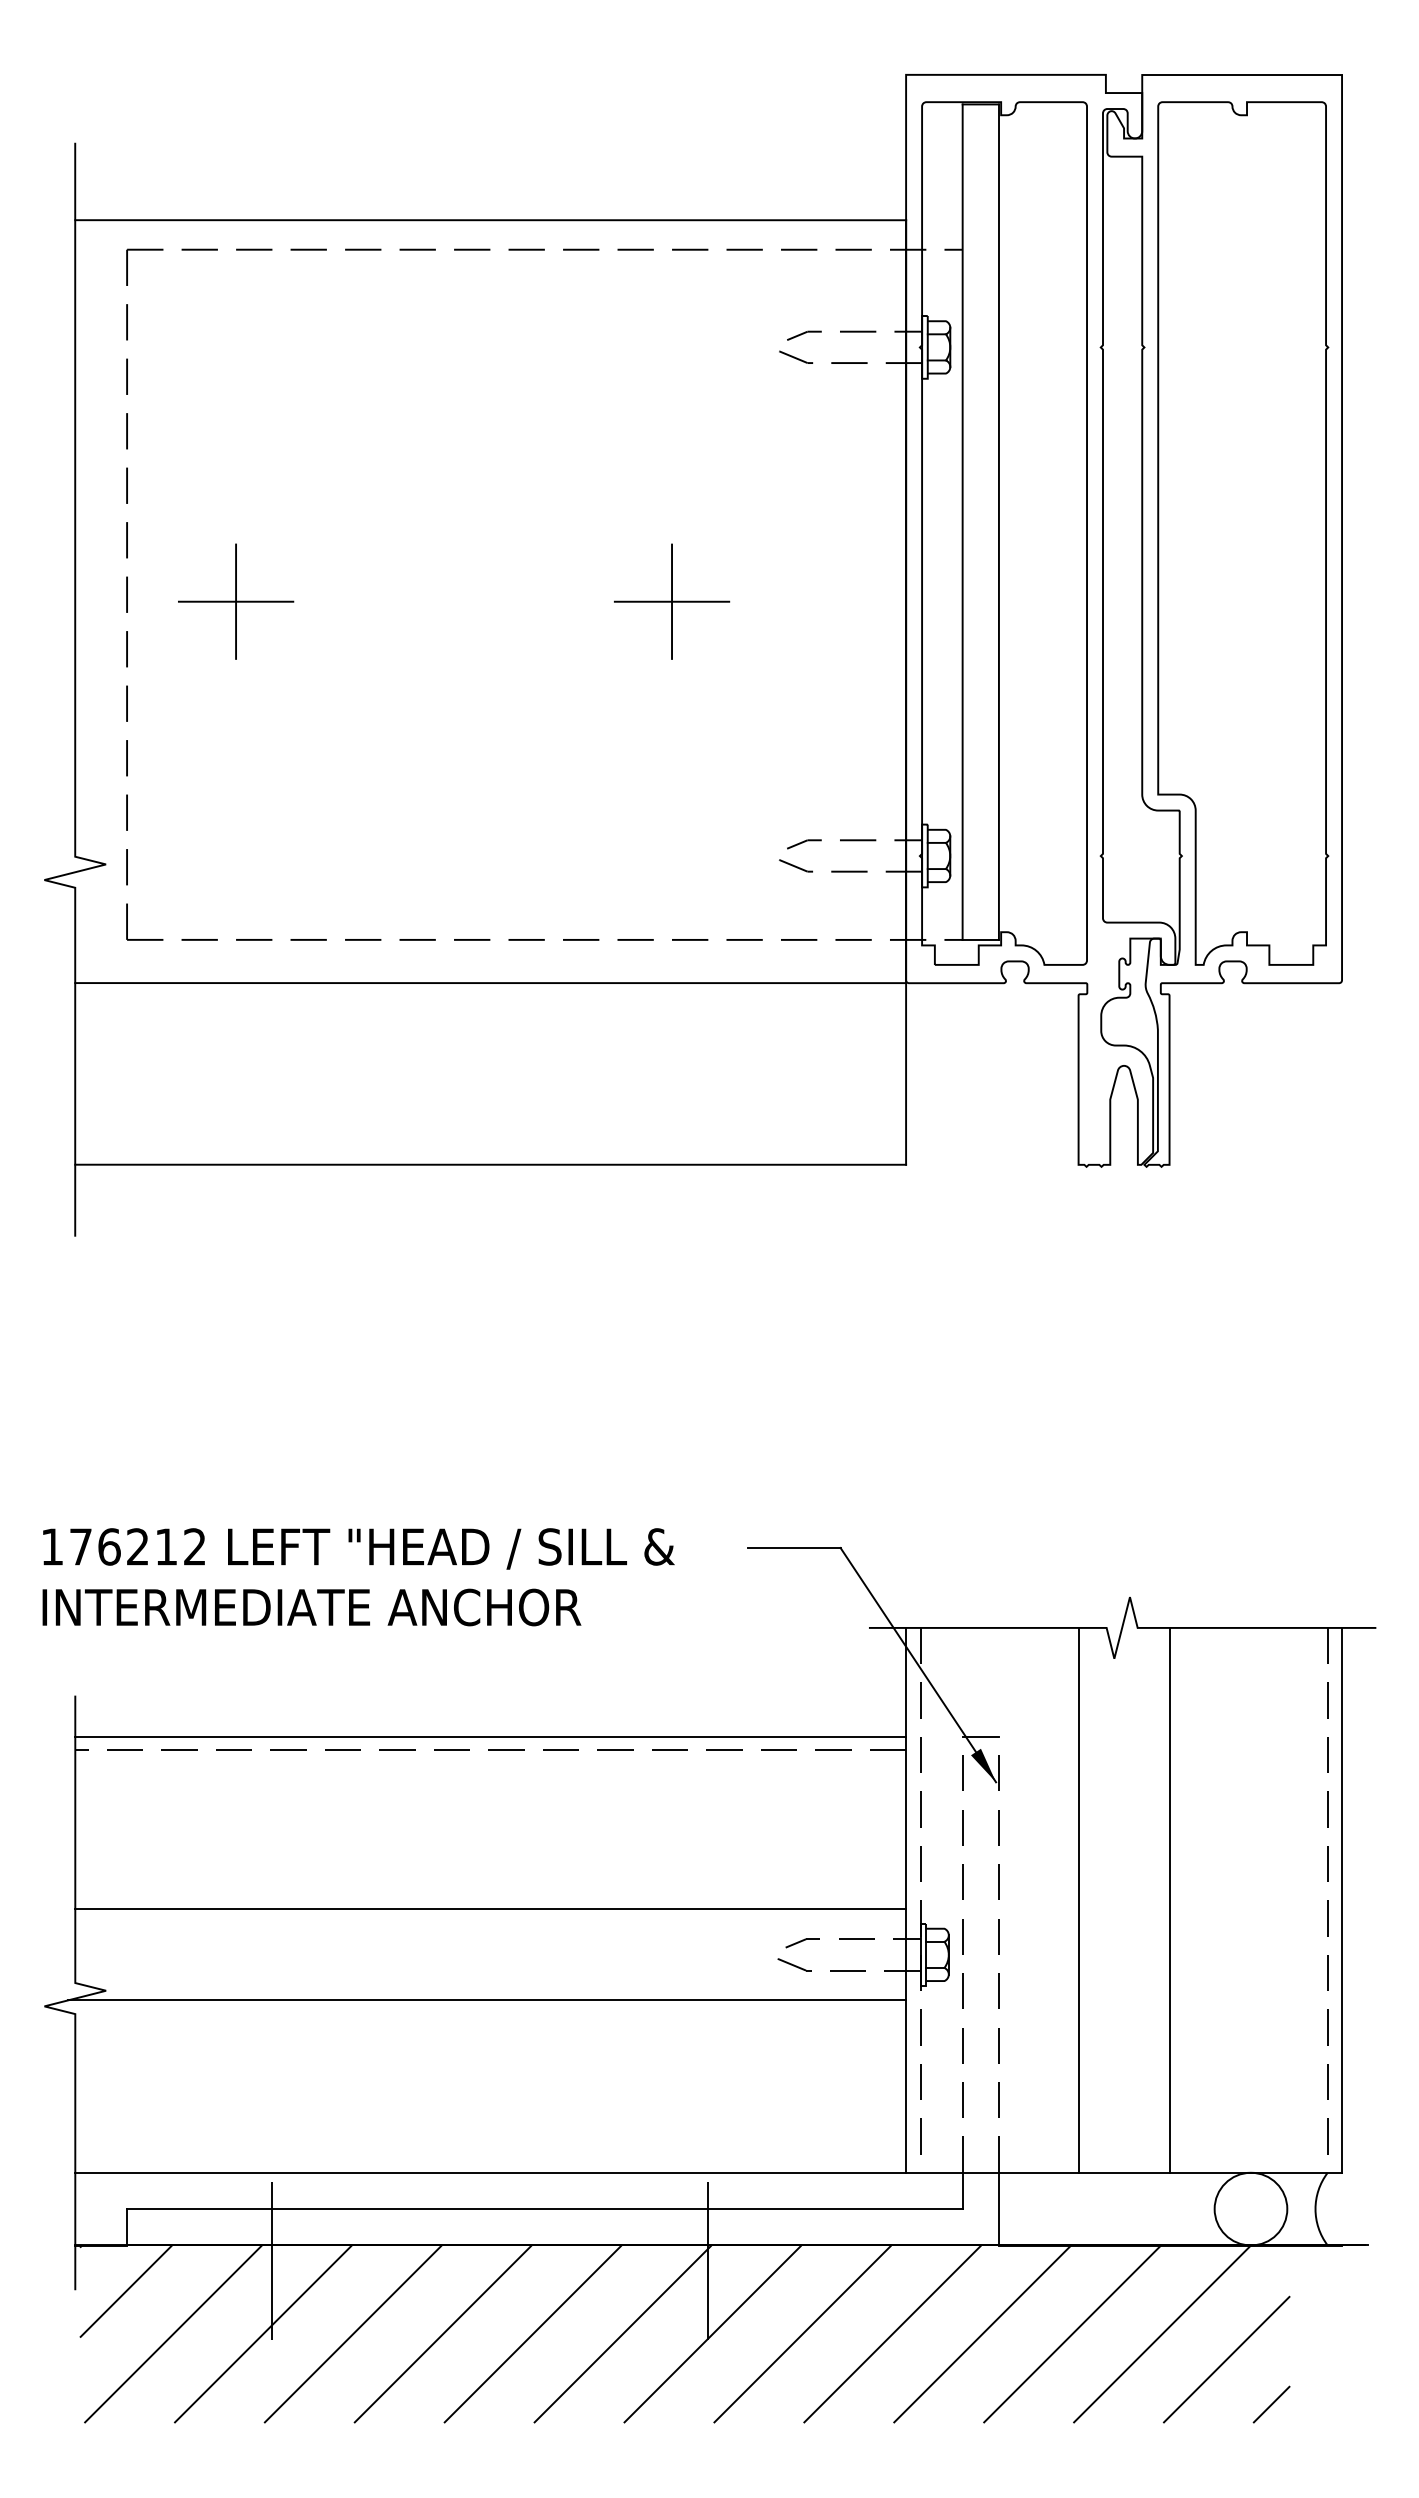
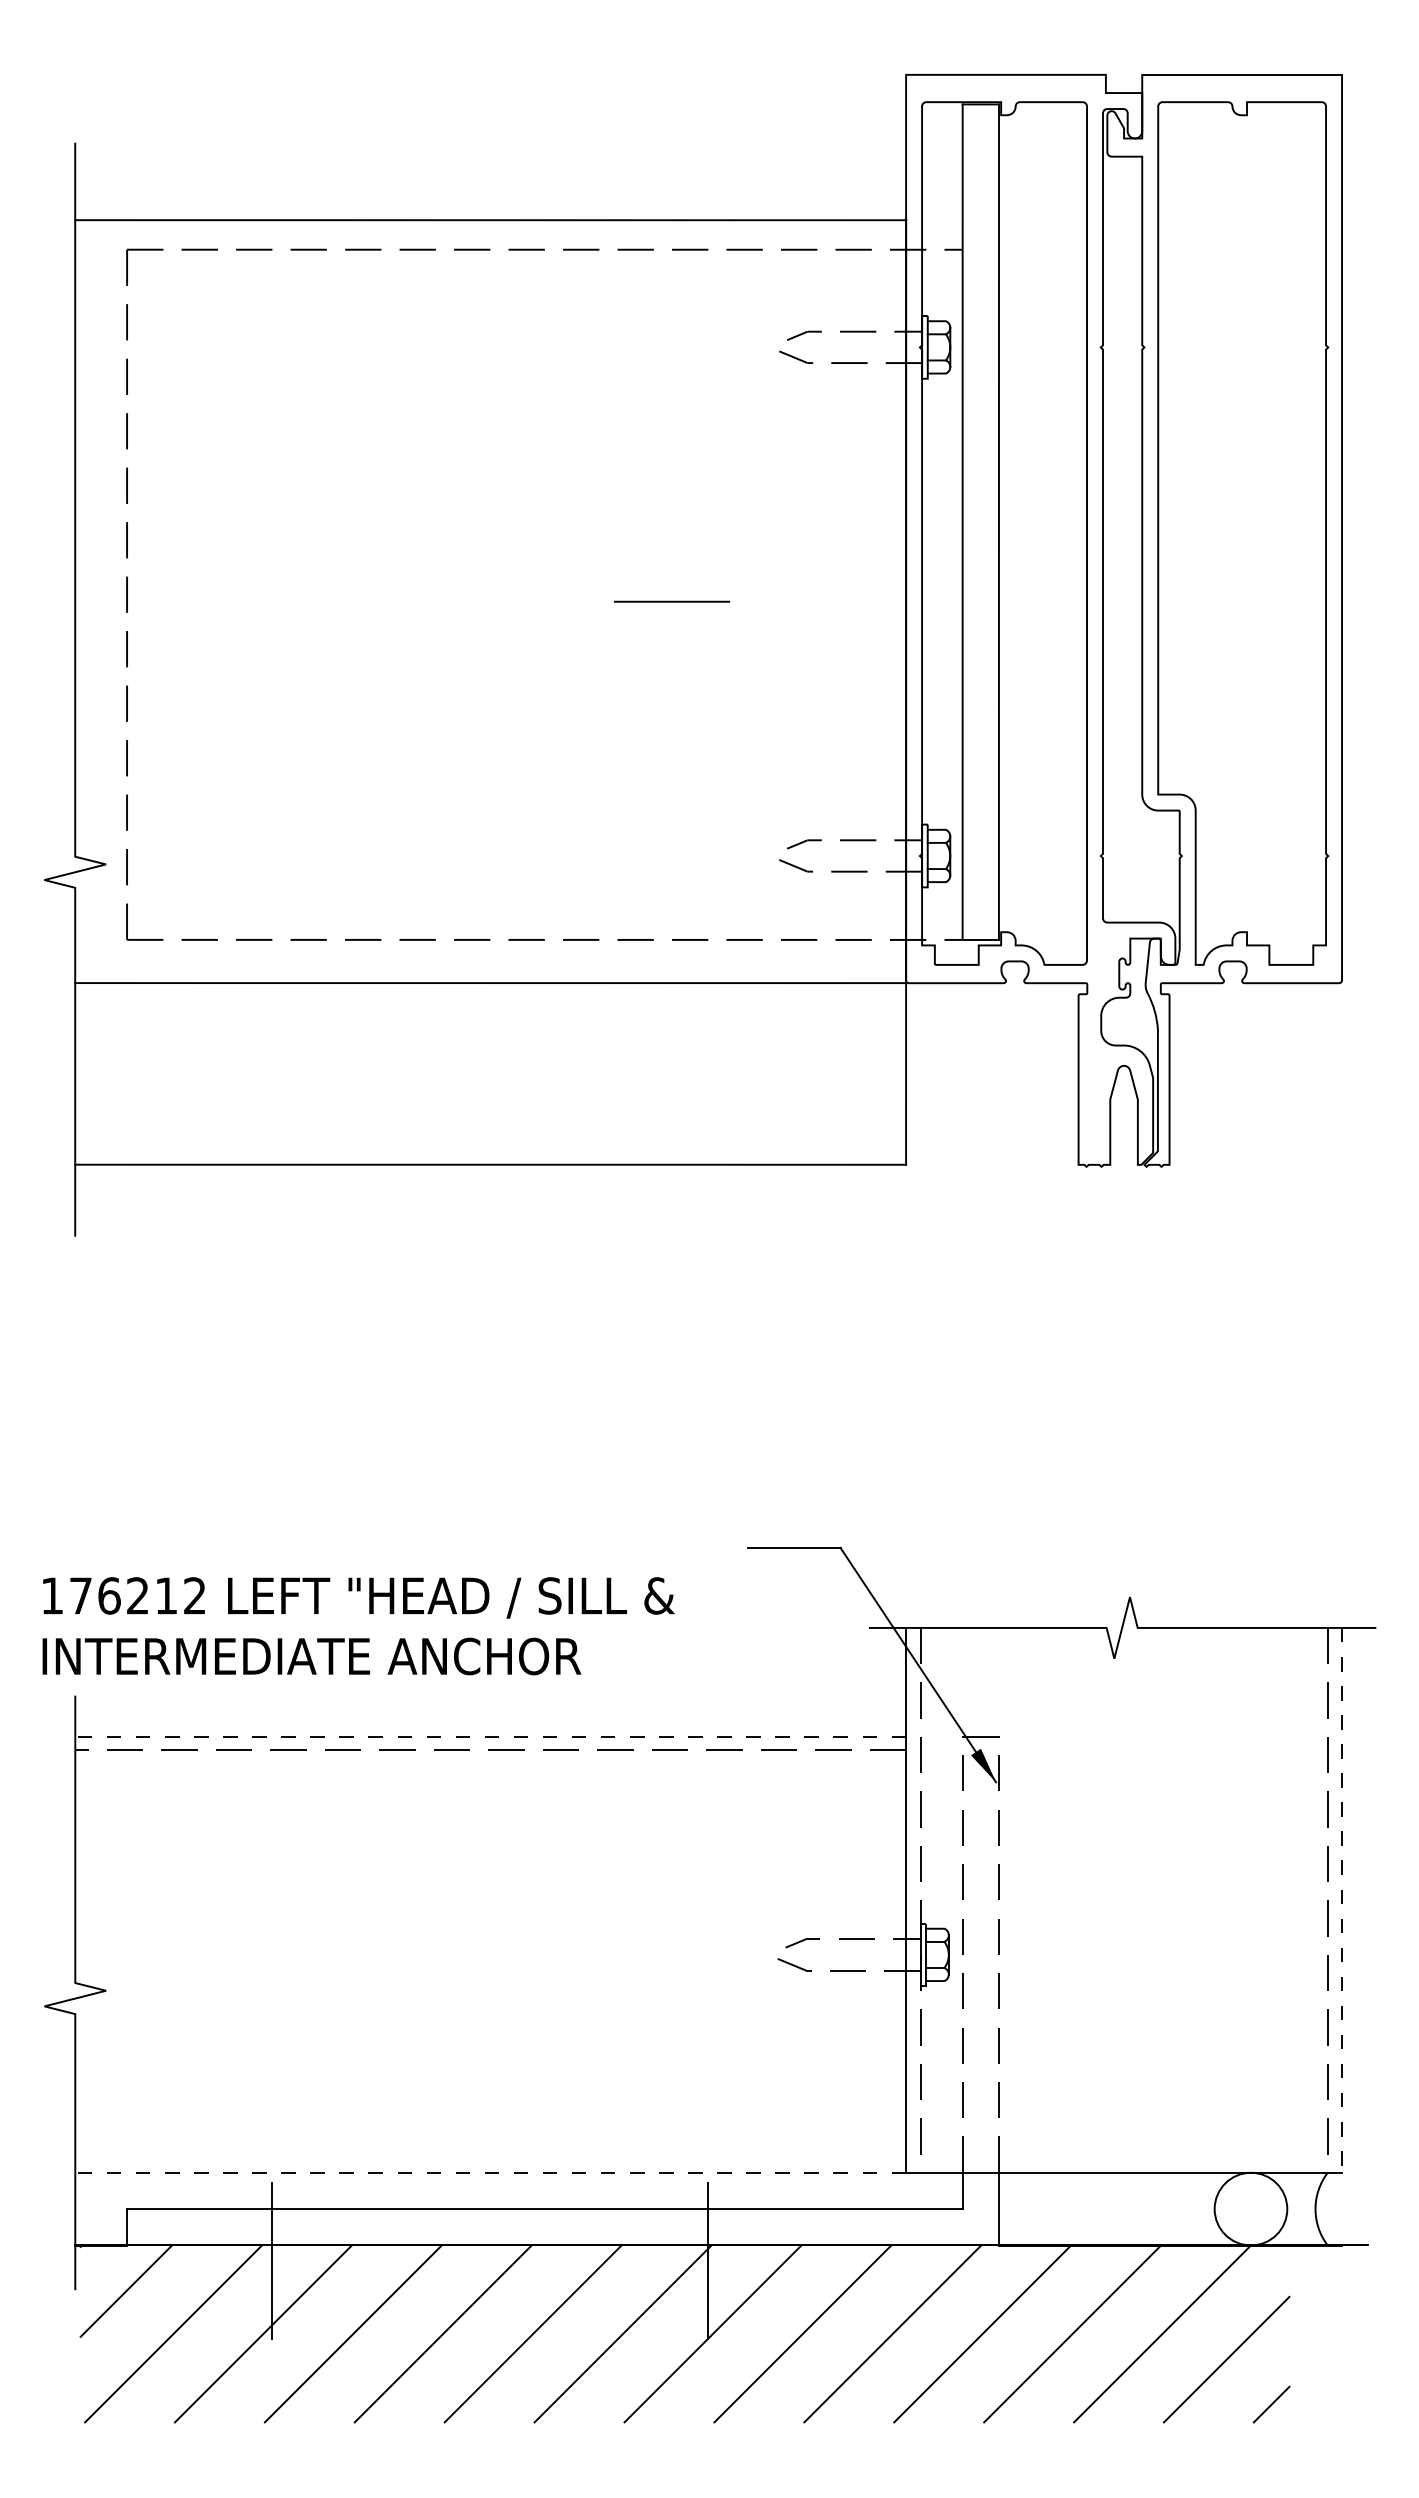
part: present -> none (236, 601)
line: present -> none (672, 601)
text position: (358, 1577) -> (358, 1626) (358, 1626)
line: solid -> dashed (490, 1736)
line: present -> none (1078, 1899)
line: present -> none (1169, 1899)
line: solid -> dashed (1342, 1900)
line: present -> none (490, 1909)
line: present -> none (487, 2000)
line: solid -> dashed (490, 2172)
